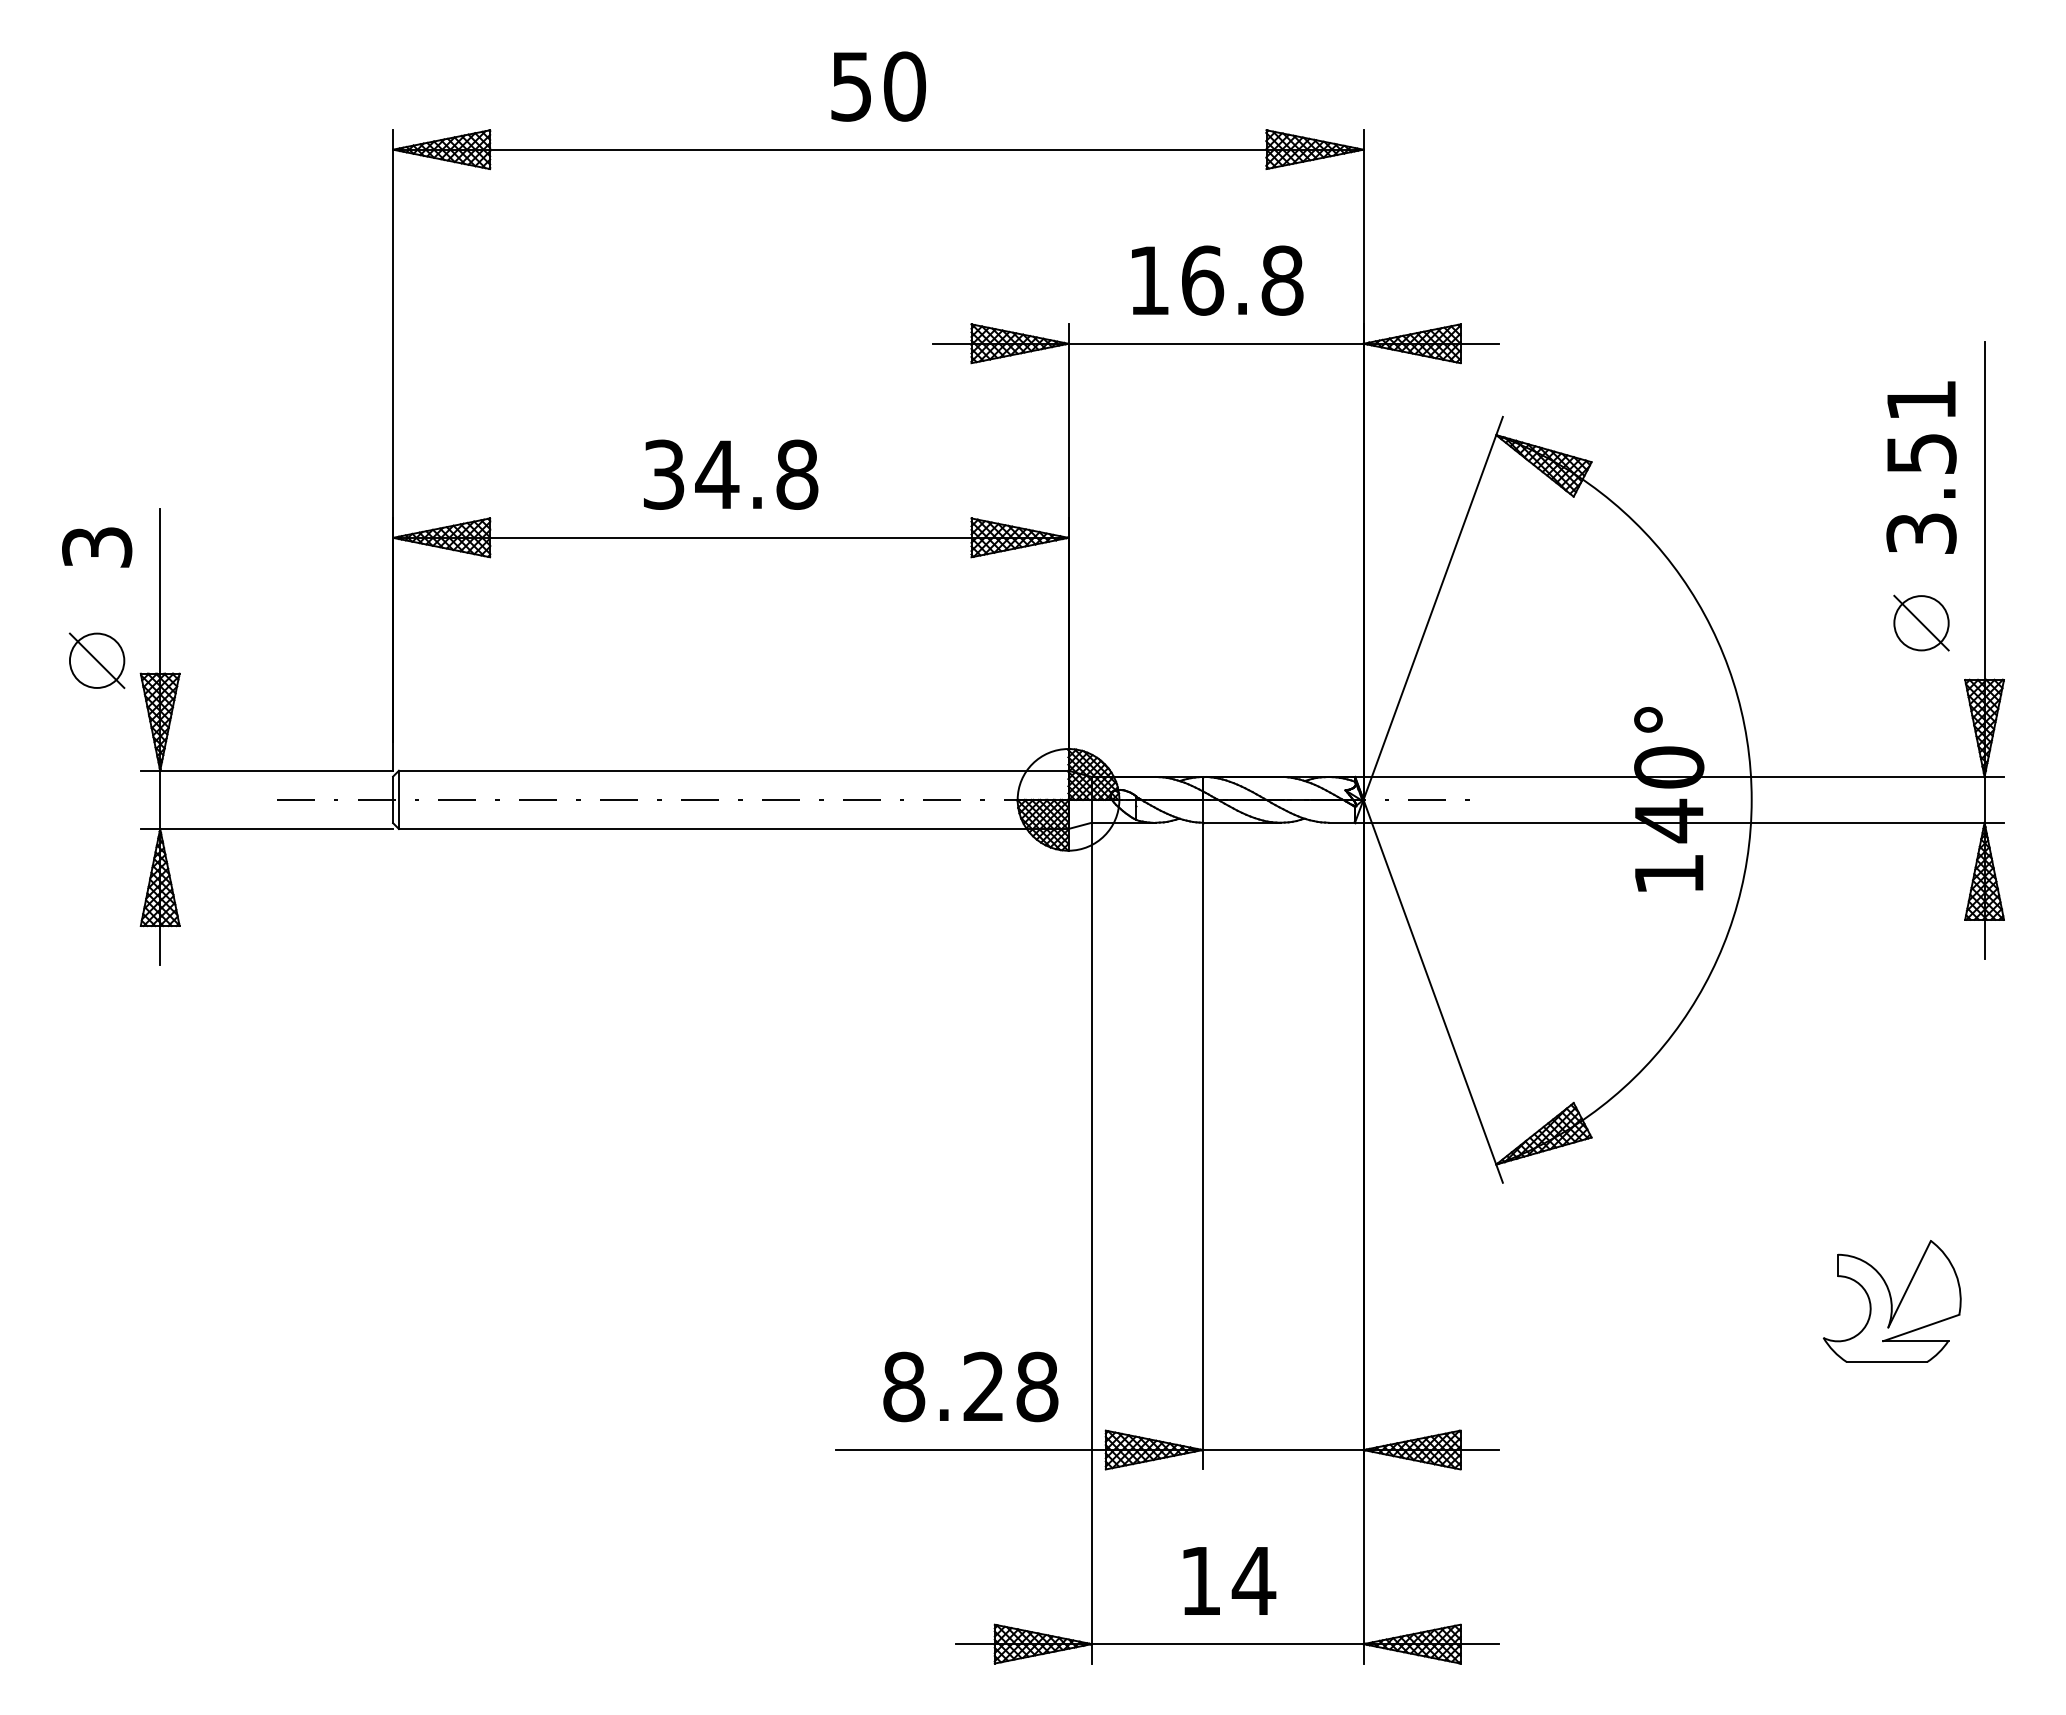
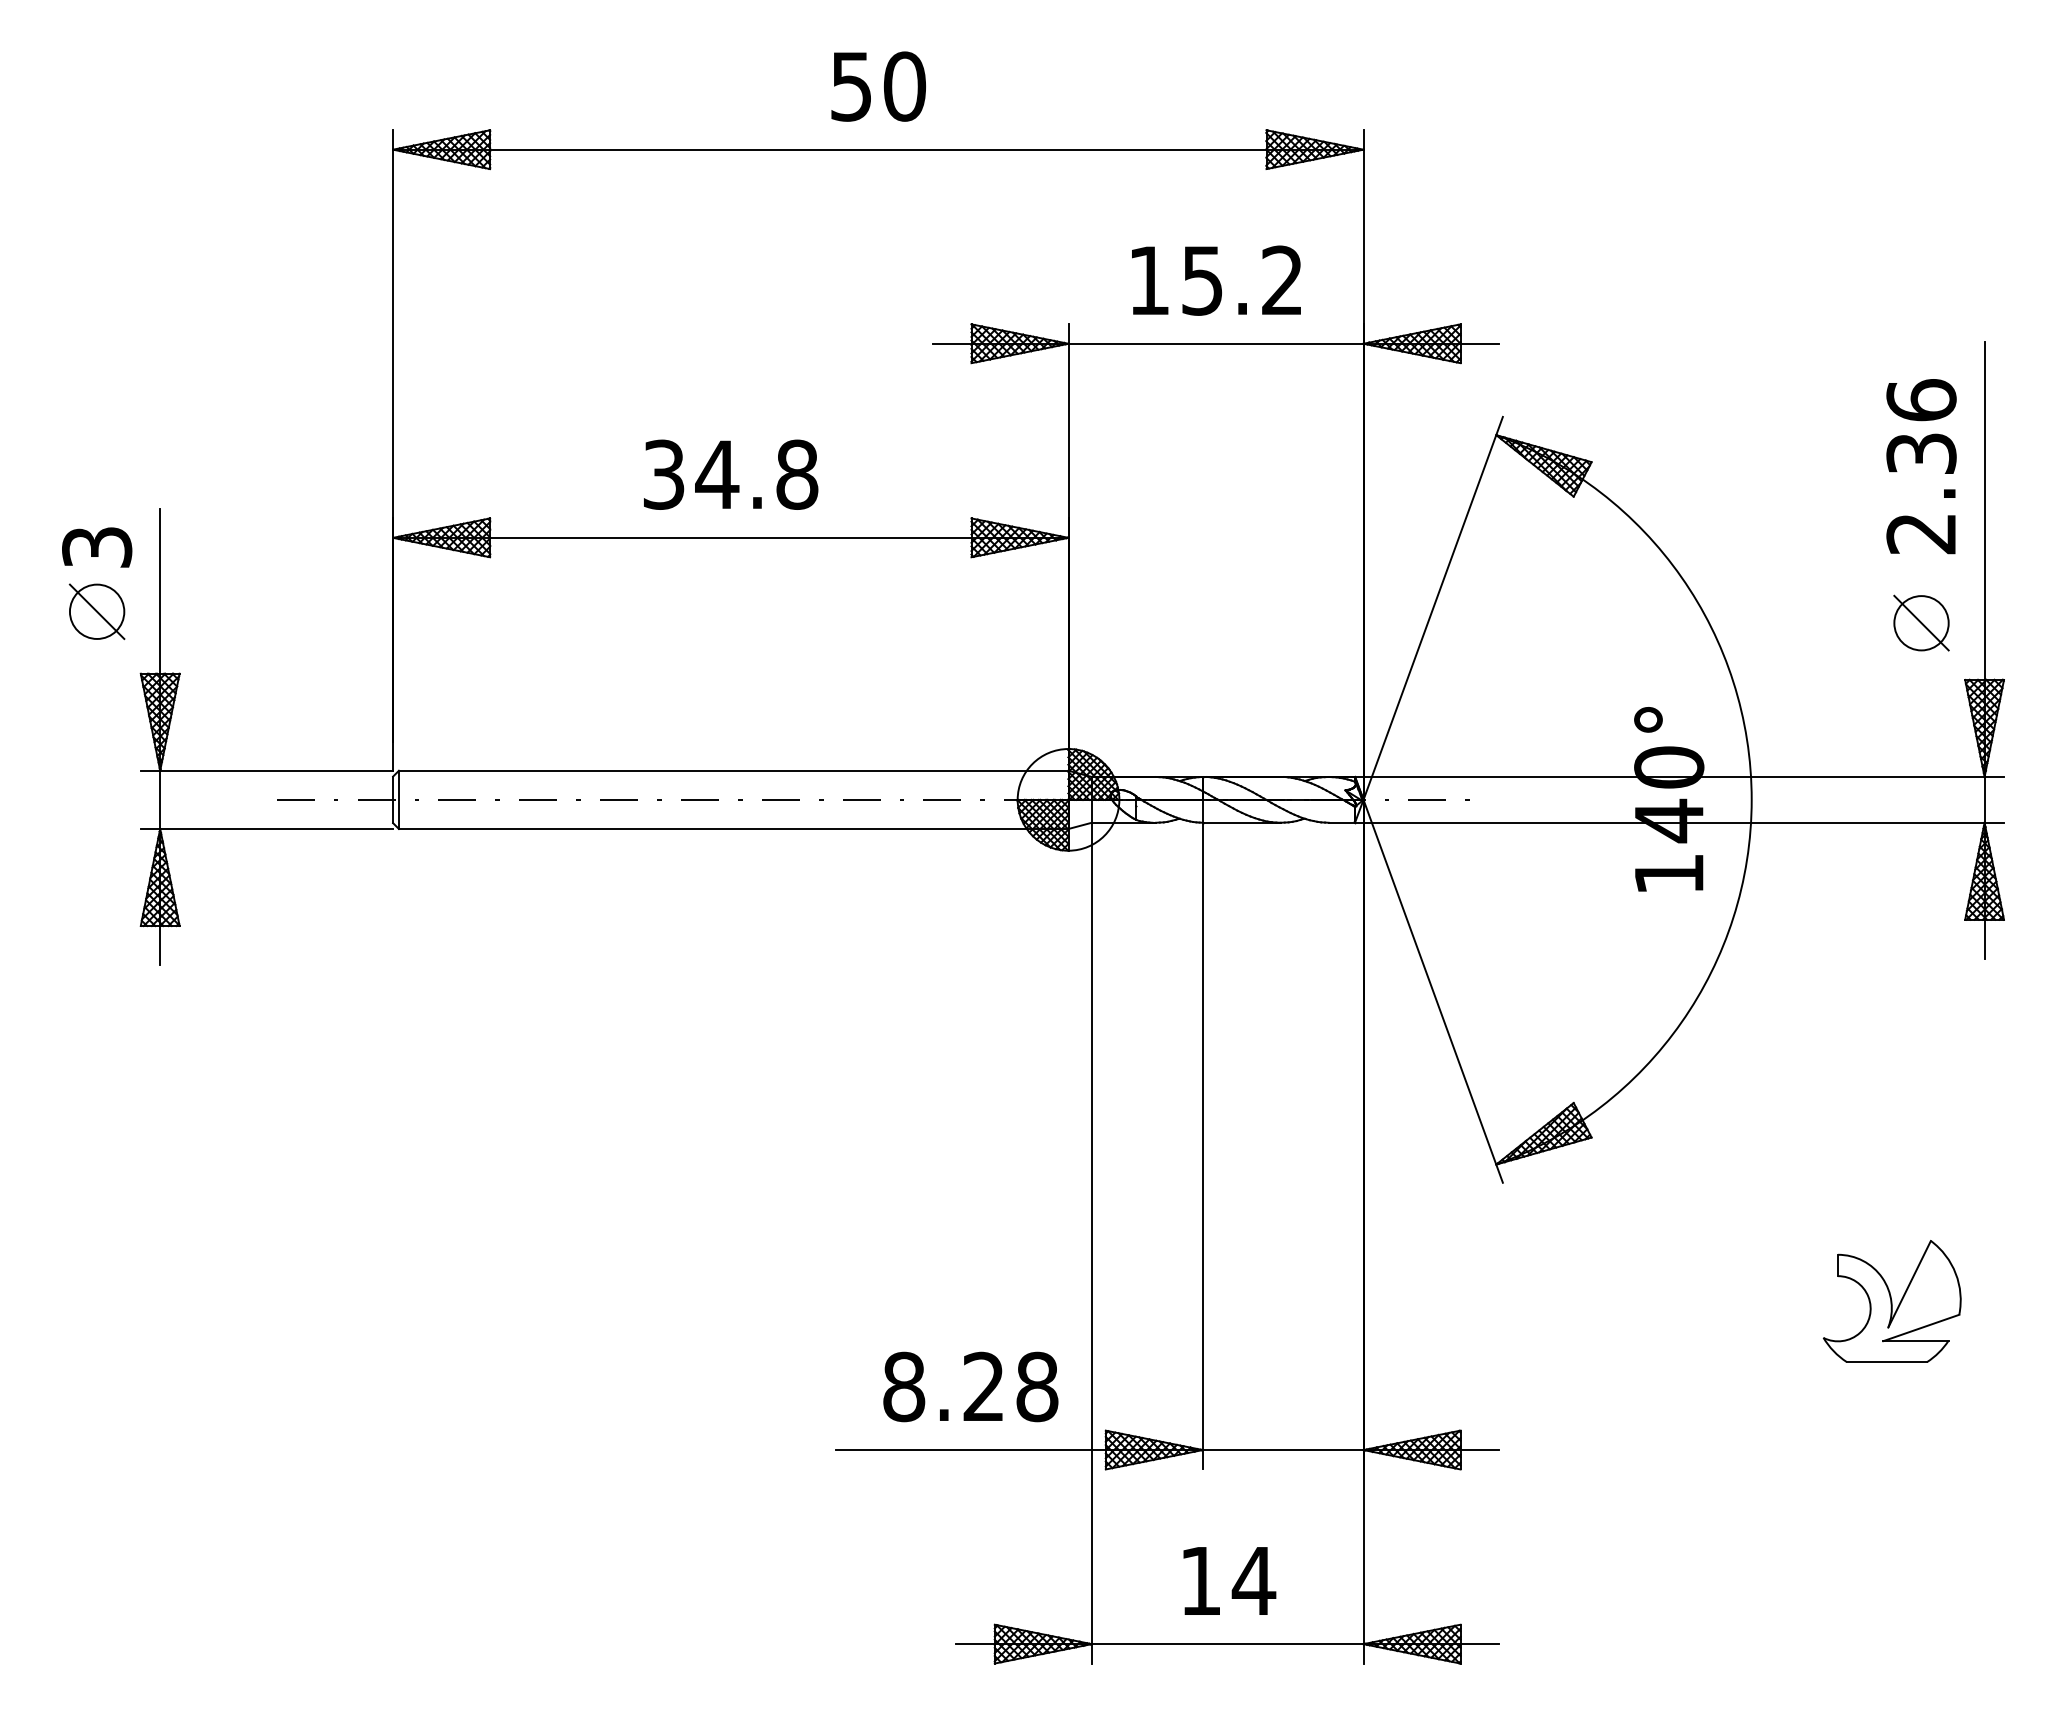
text: 16.8 -> 15.2 (1242, 280)
text: 3.51 -> 2.36 (1921, 466)
part position: (96, 660) -> (96, 611) (96, 611)
